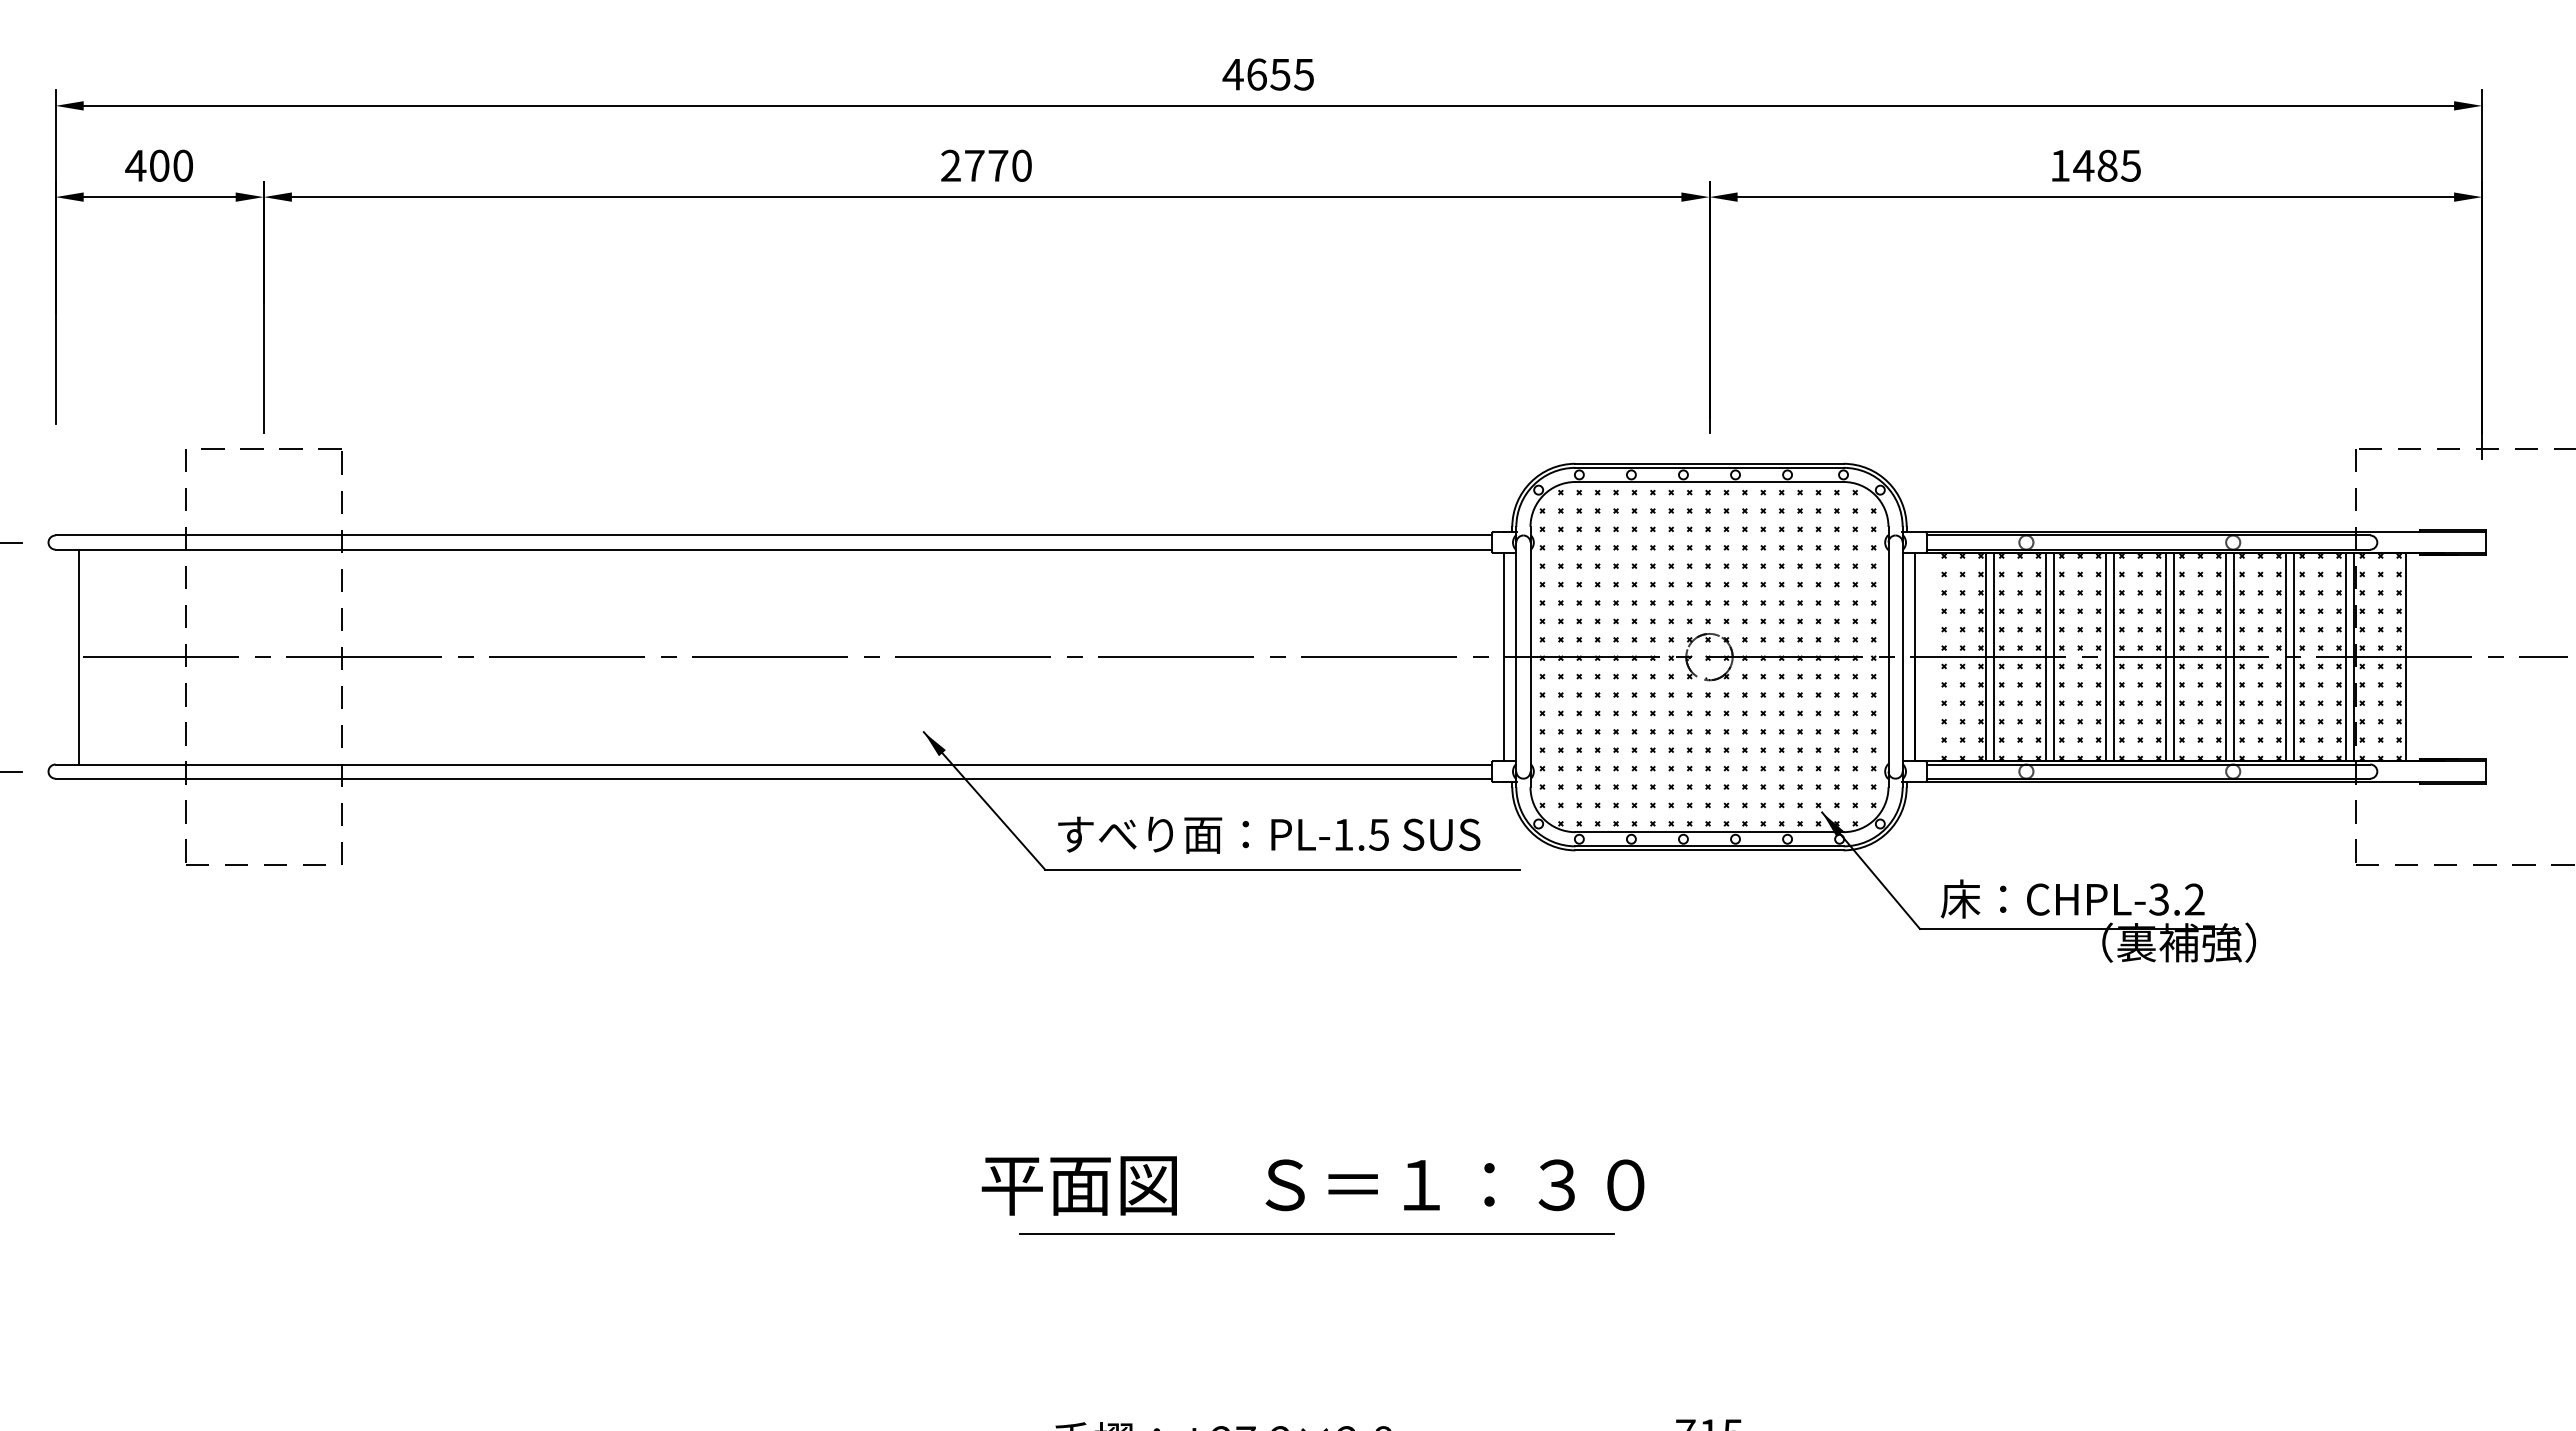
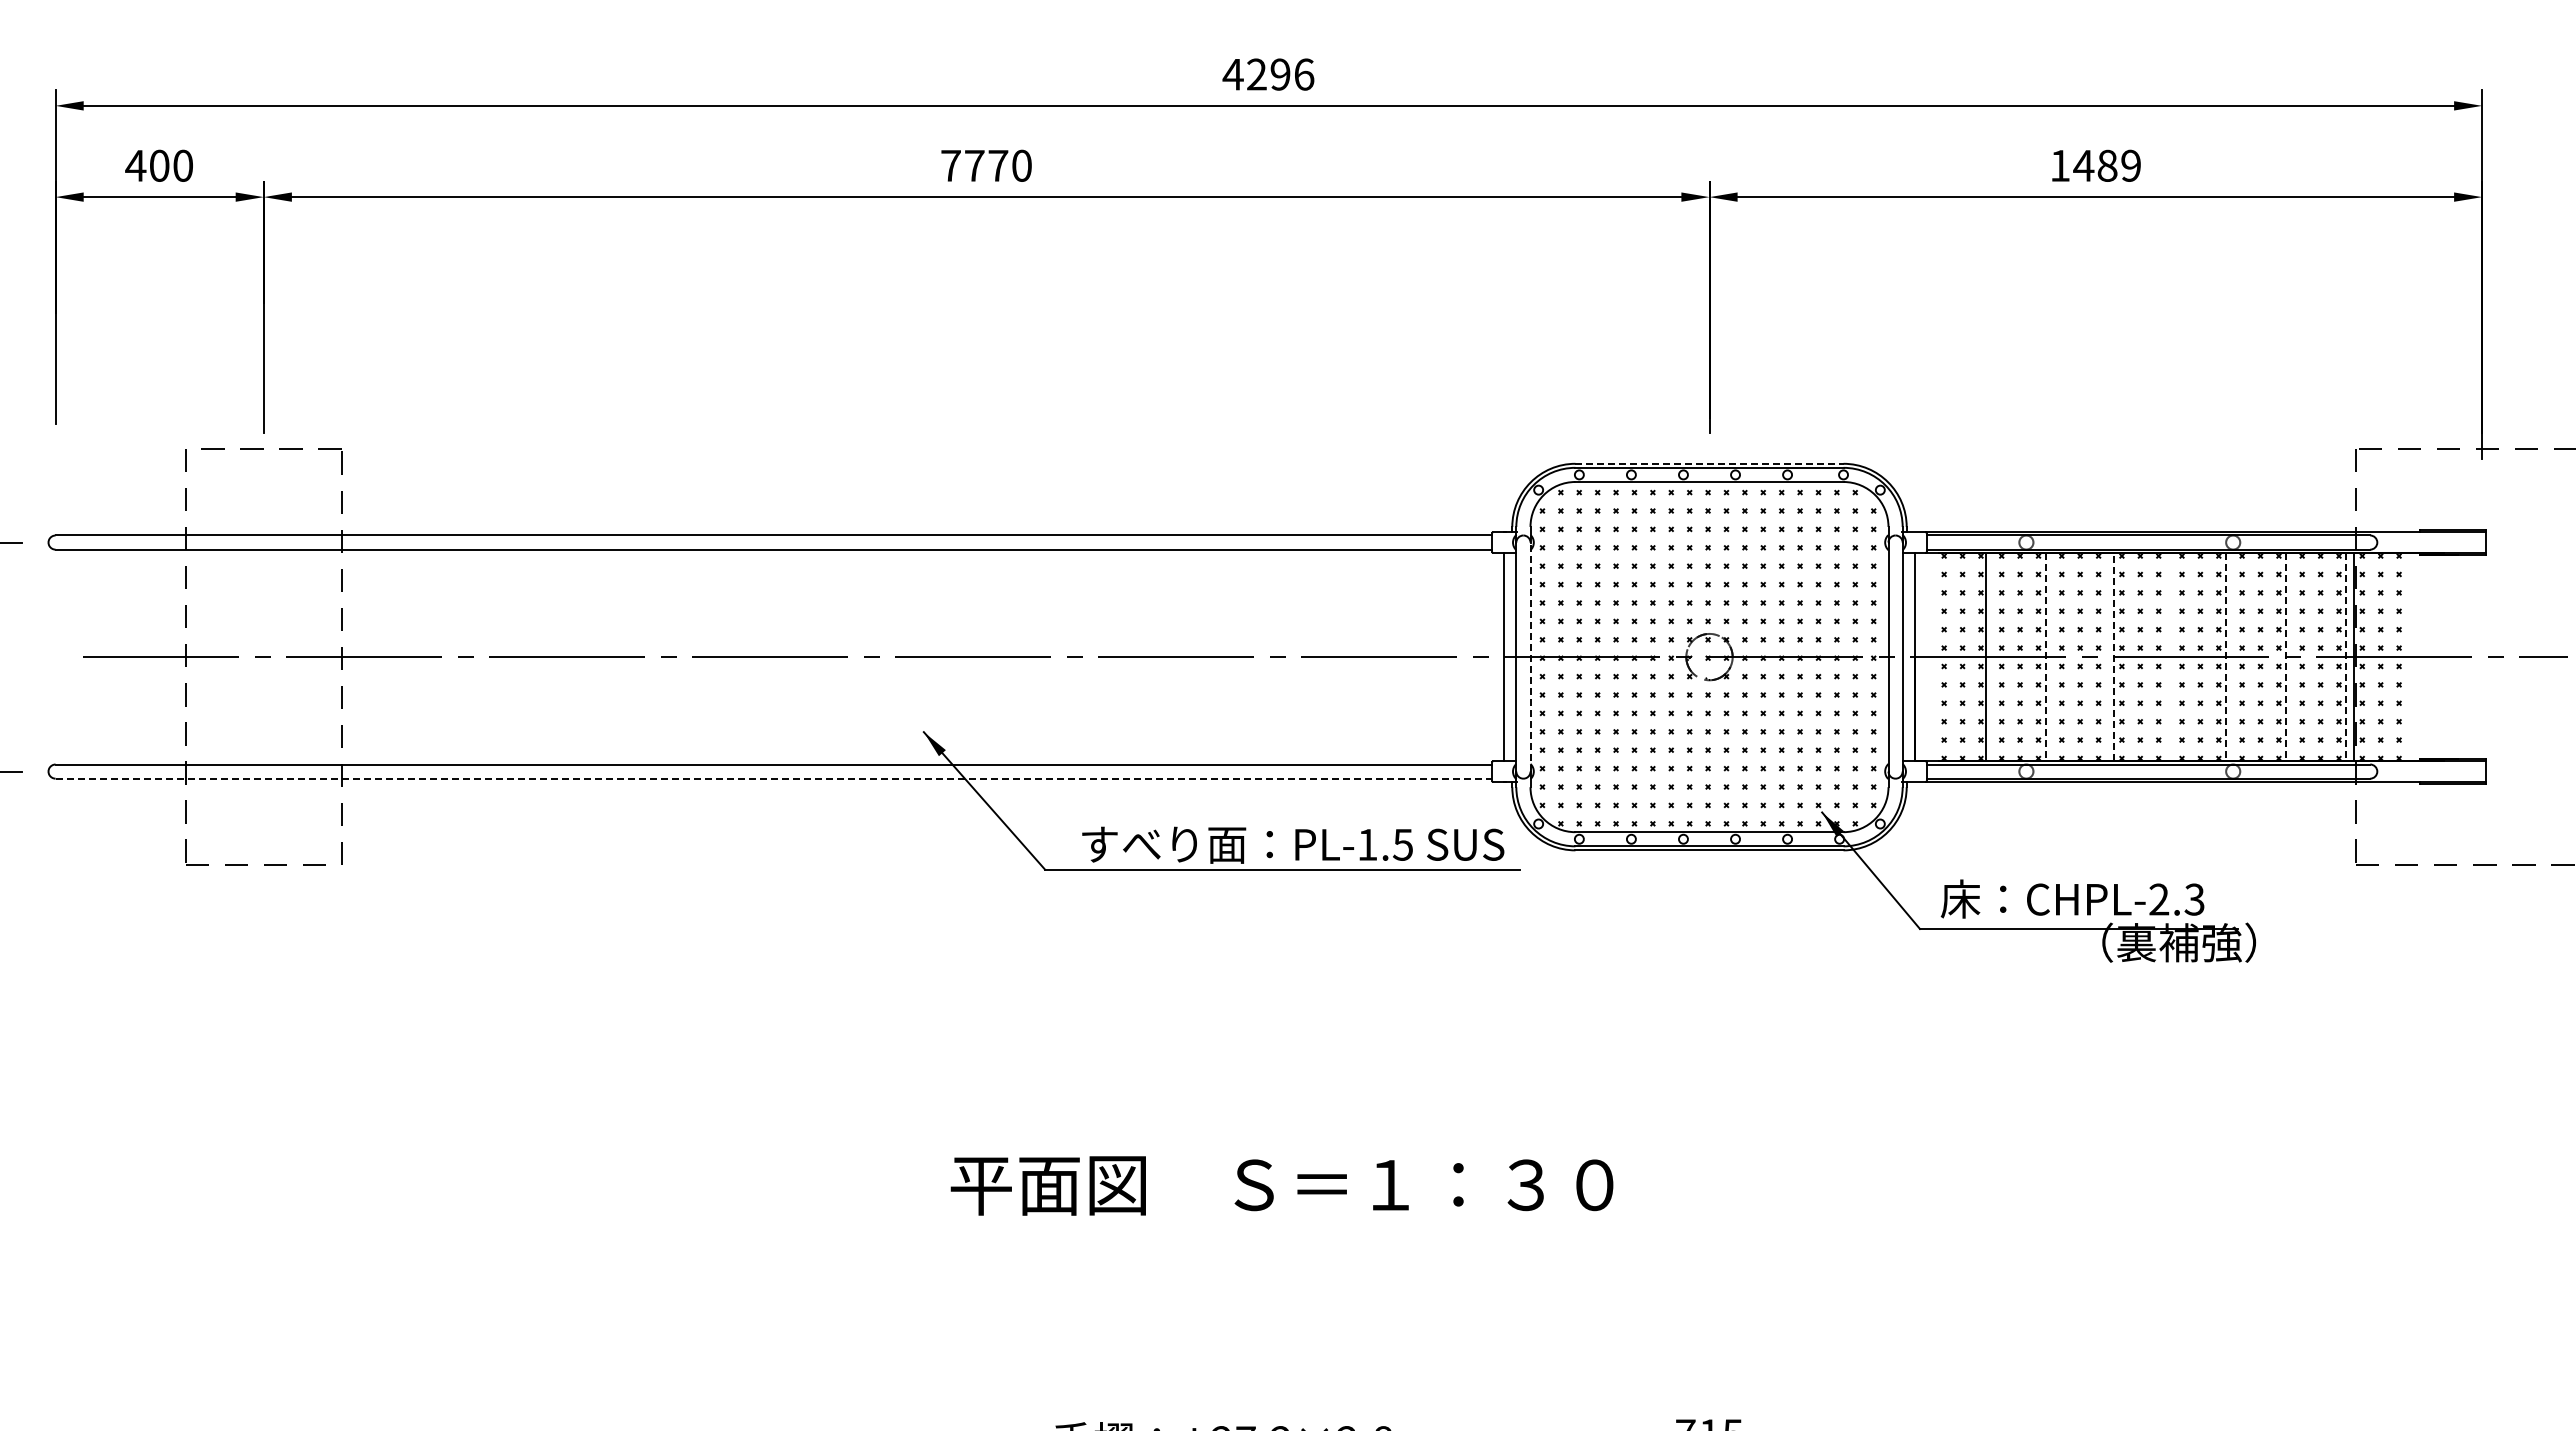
text: 4655 -> 4296 (1280, 74)
text: 2770 -> 7770 (950, 165)
text: 1485 -> 1489 (2130, 165)
line: solid -> dashed (1710, 463)
line: present -> none (79, 656)
line: present -> none (1993, 656)
line: present -> none (2053, 656)
line: present -> none (2105, 656)
line: solid -> dashed (2113, 656)
line: present -> none (2166, 656)
line: present -> none (2174, 656)
line: present -> none (2234, 656)
line: present -> none (2294, 656)
line: present -> none (2406, 656)
line: solid -> dashed (1530, 657)
line: solid -> dashed (2045, 657)
line: solid -> dashed (2226, 657)
line: solid -> dashed (2286, 657)
line: solid -> dashed (2346, 657)
line: solid -> dashed (774, 778)
text position: (1269, 834) -> (1293, 844) (1293, 844)
text: CHPL-3.2 -> CHPL-2.3 (2176, 899)
text position: (1312, 1185) -> (1281, 1185) (1281, 1185)
line: present -> none (1316, 1233)
